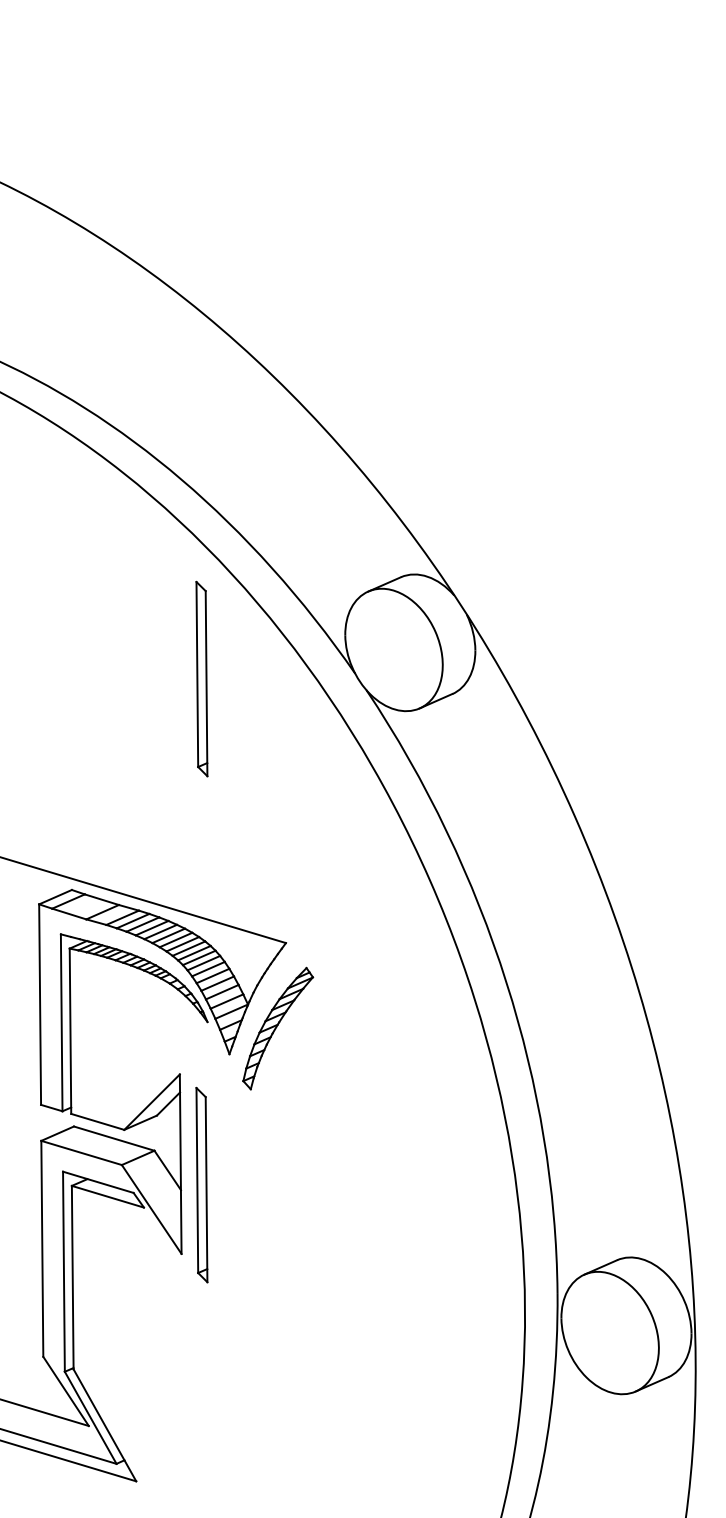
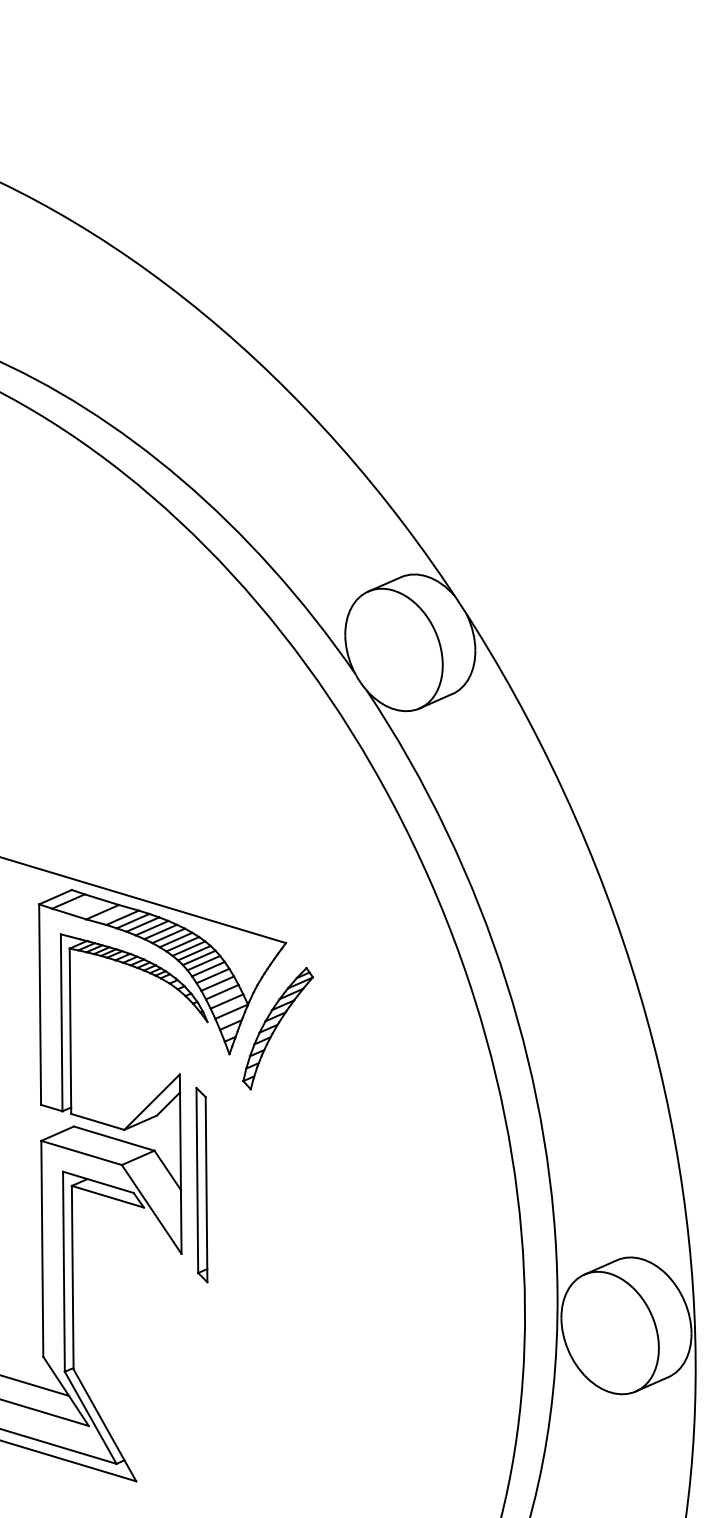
part: present -> none (201, 678)
line: none -> present (35, 1385)
